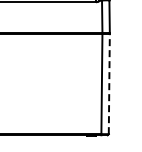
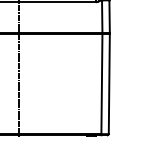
line: none -> present (18, 69)
line: dashed -> solid (109, 83)
